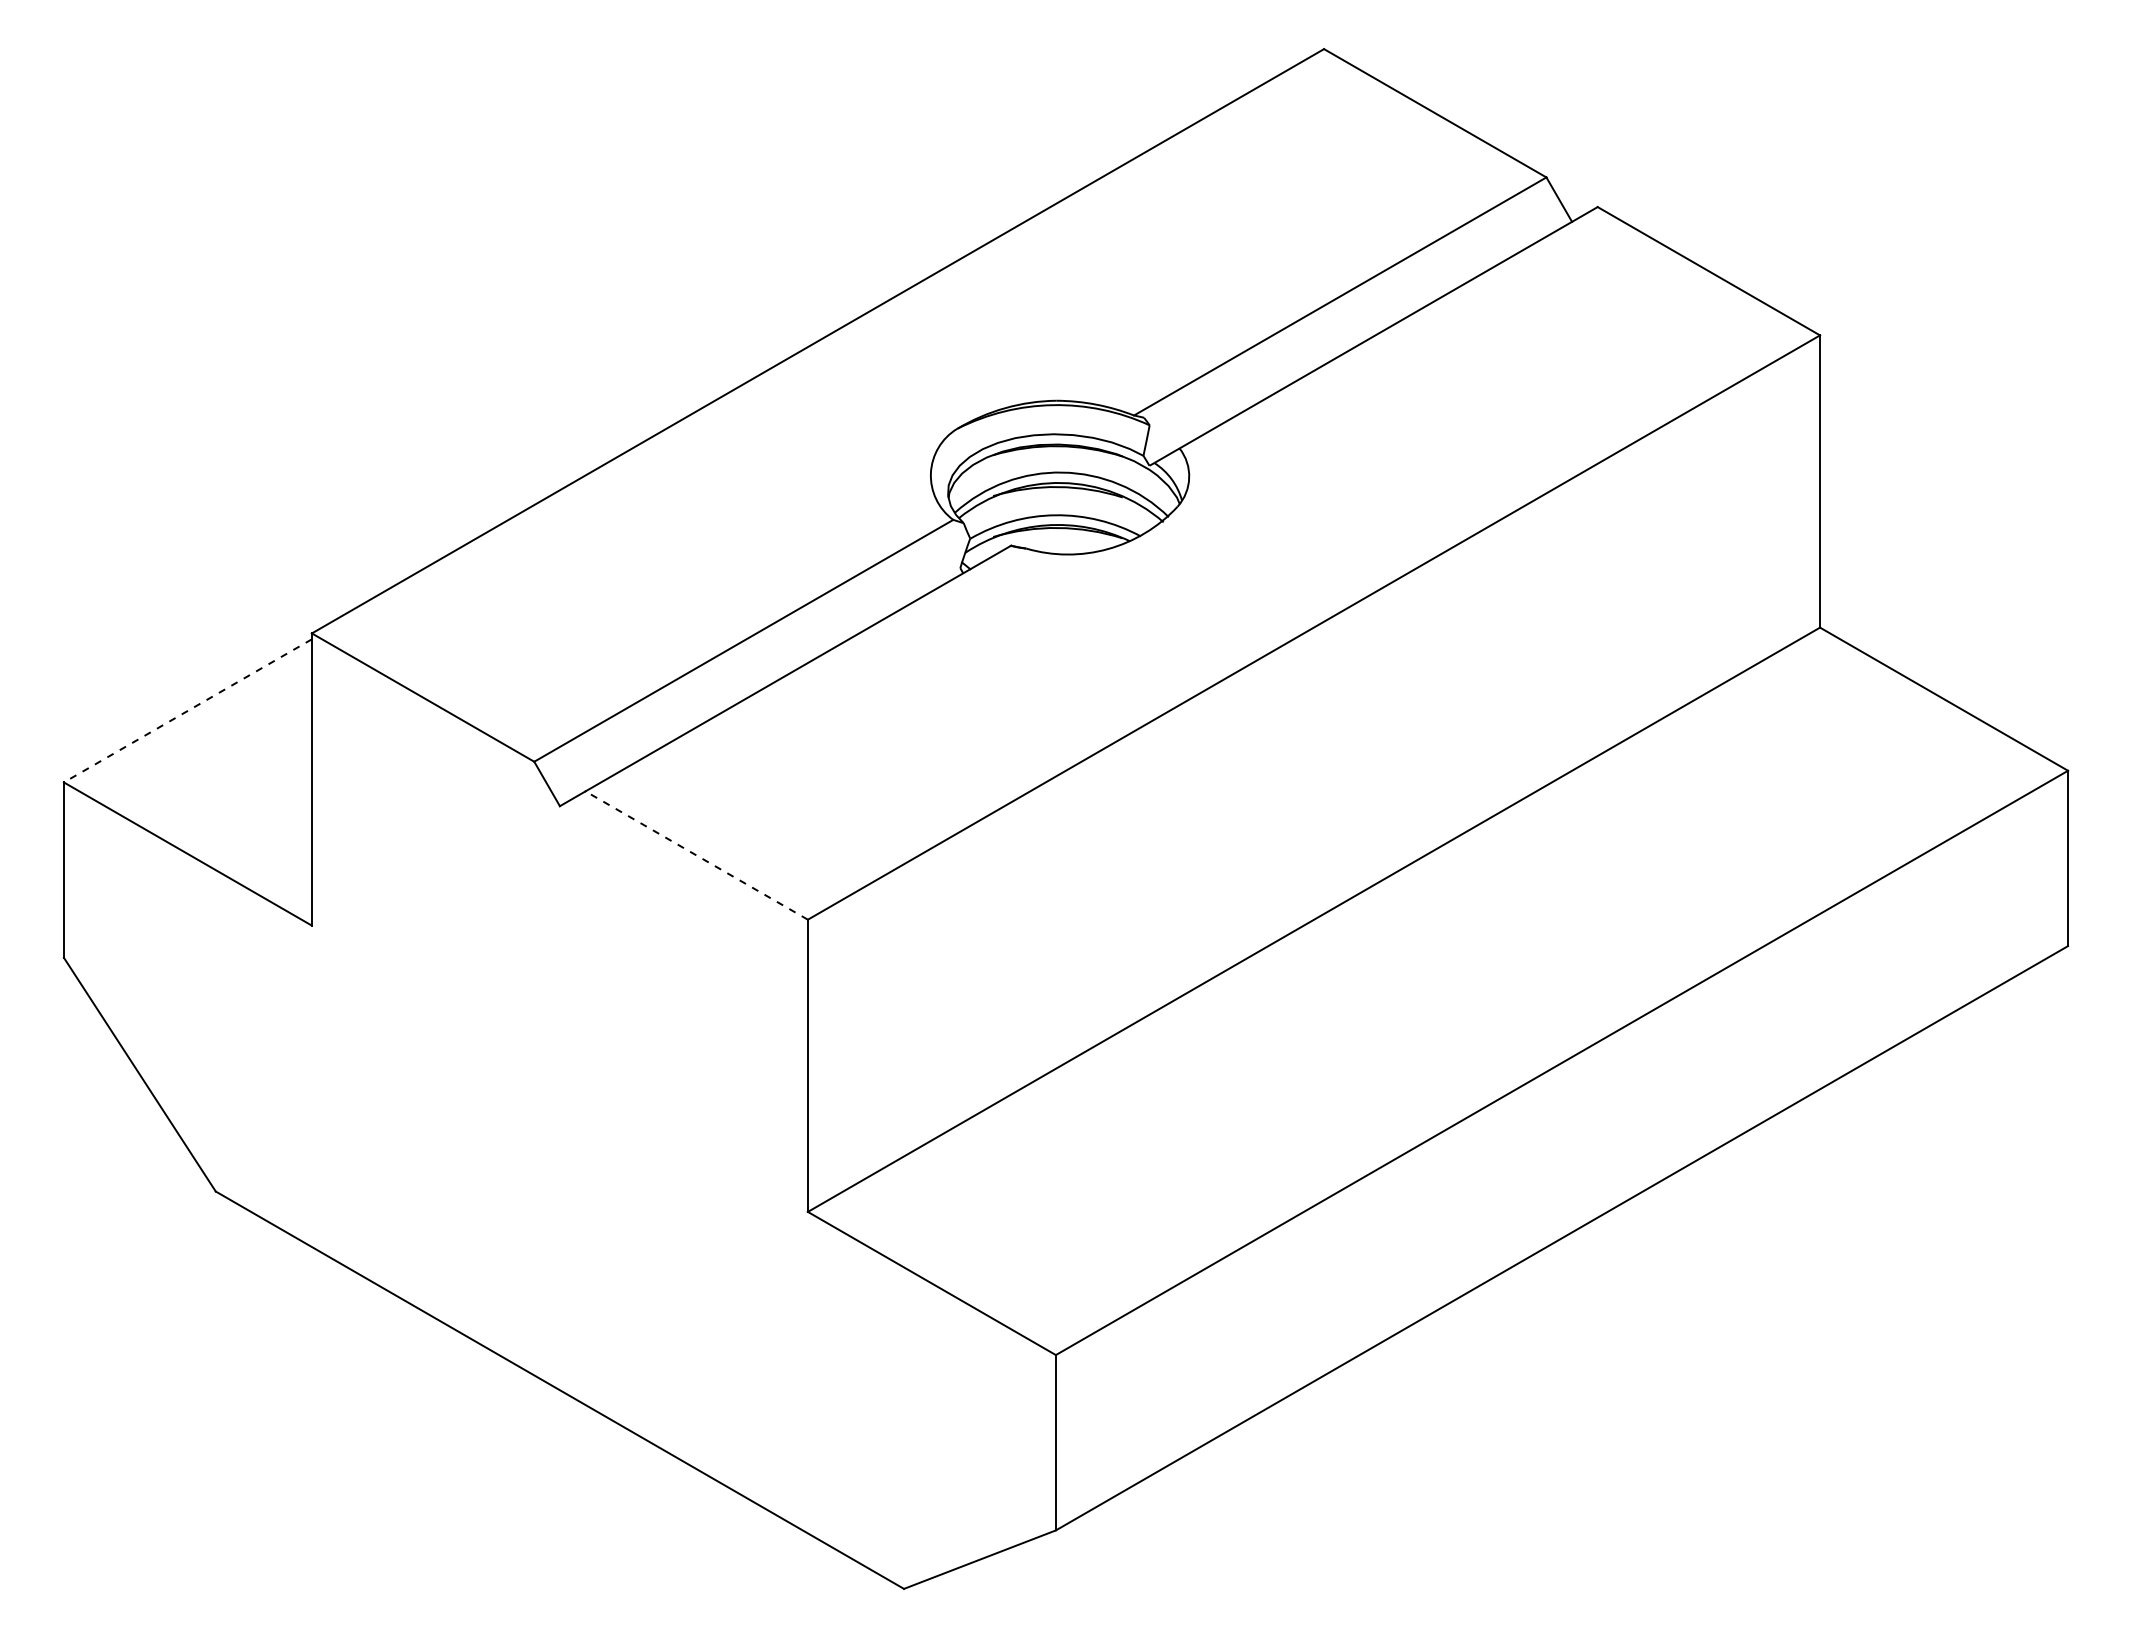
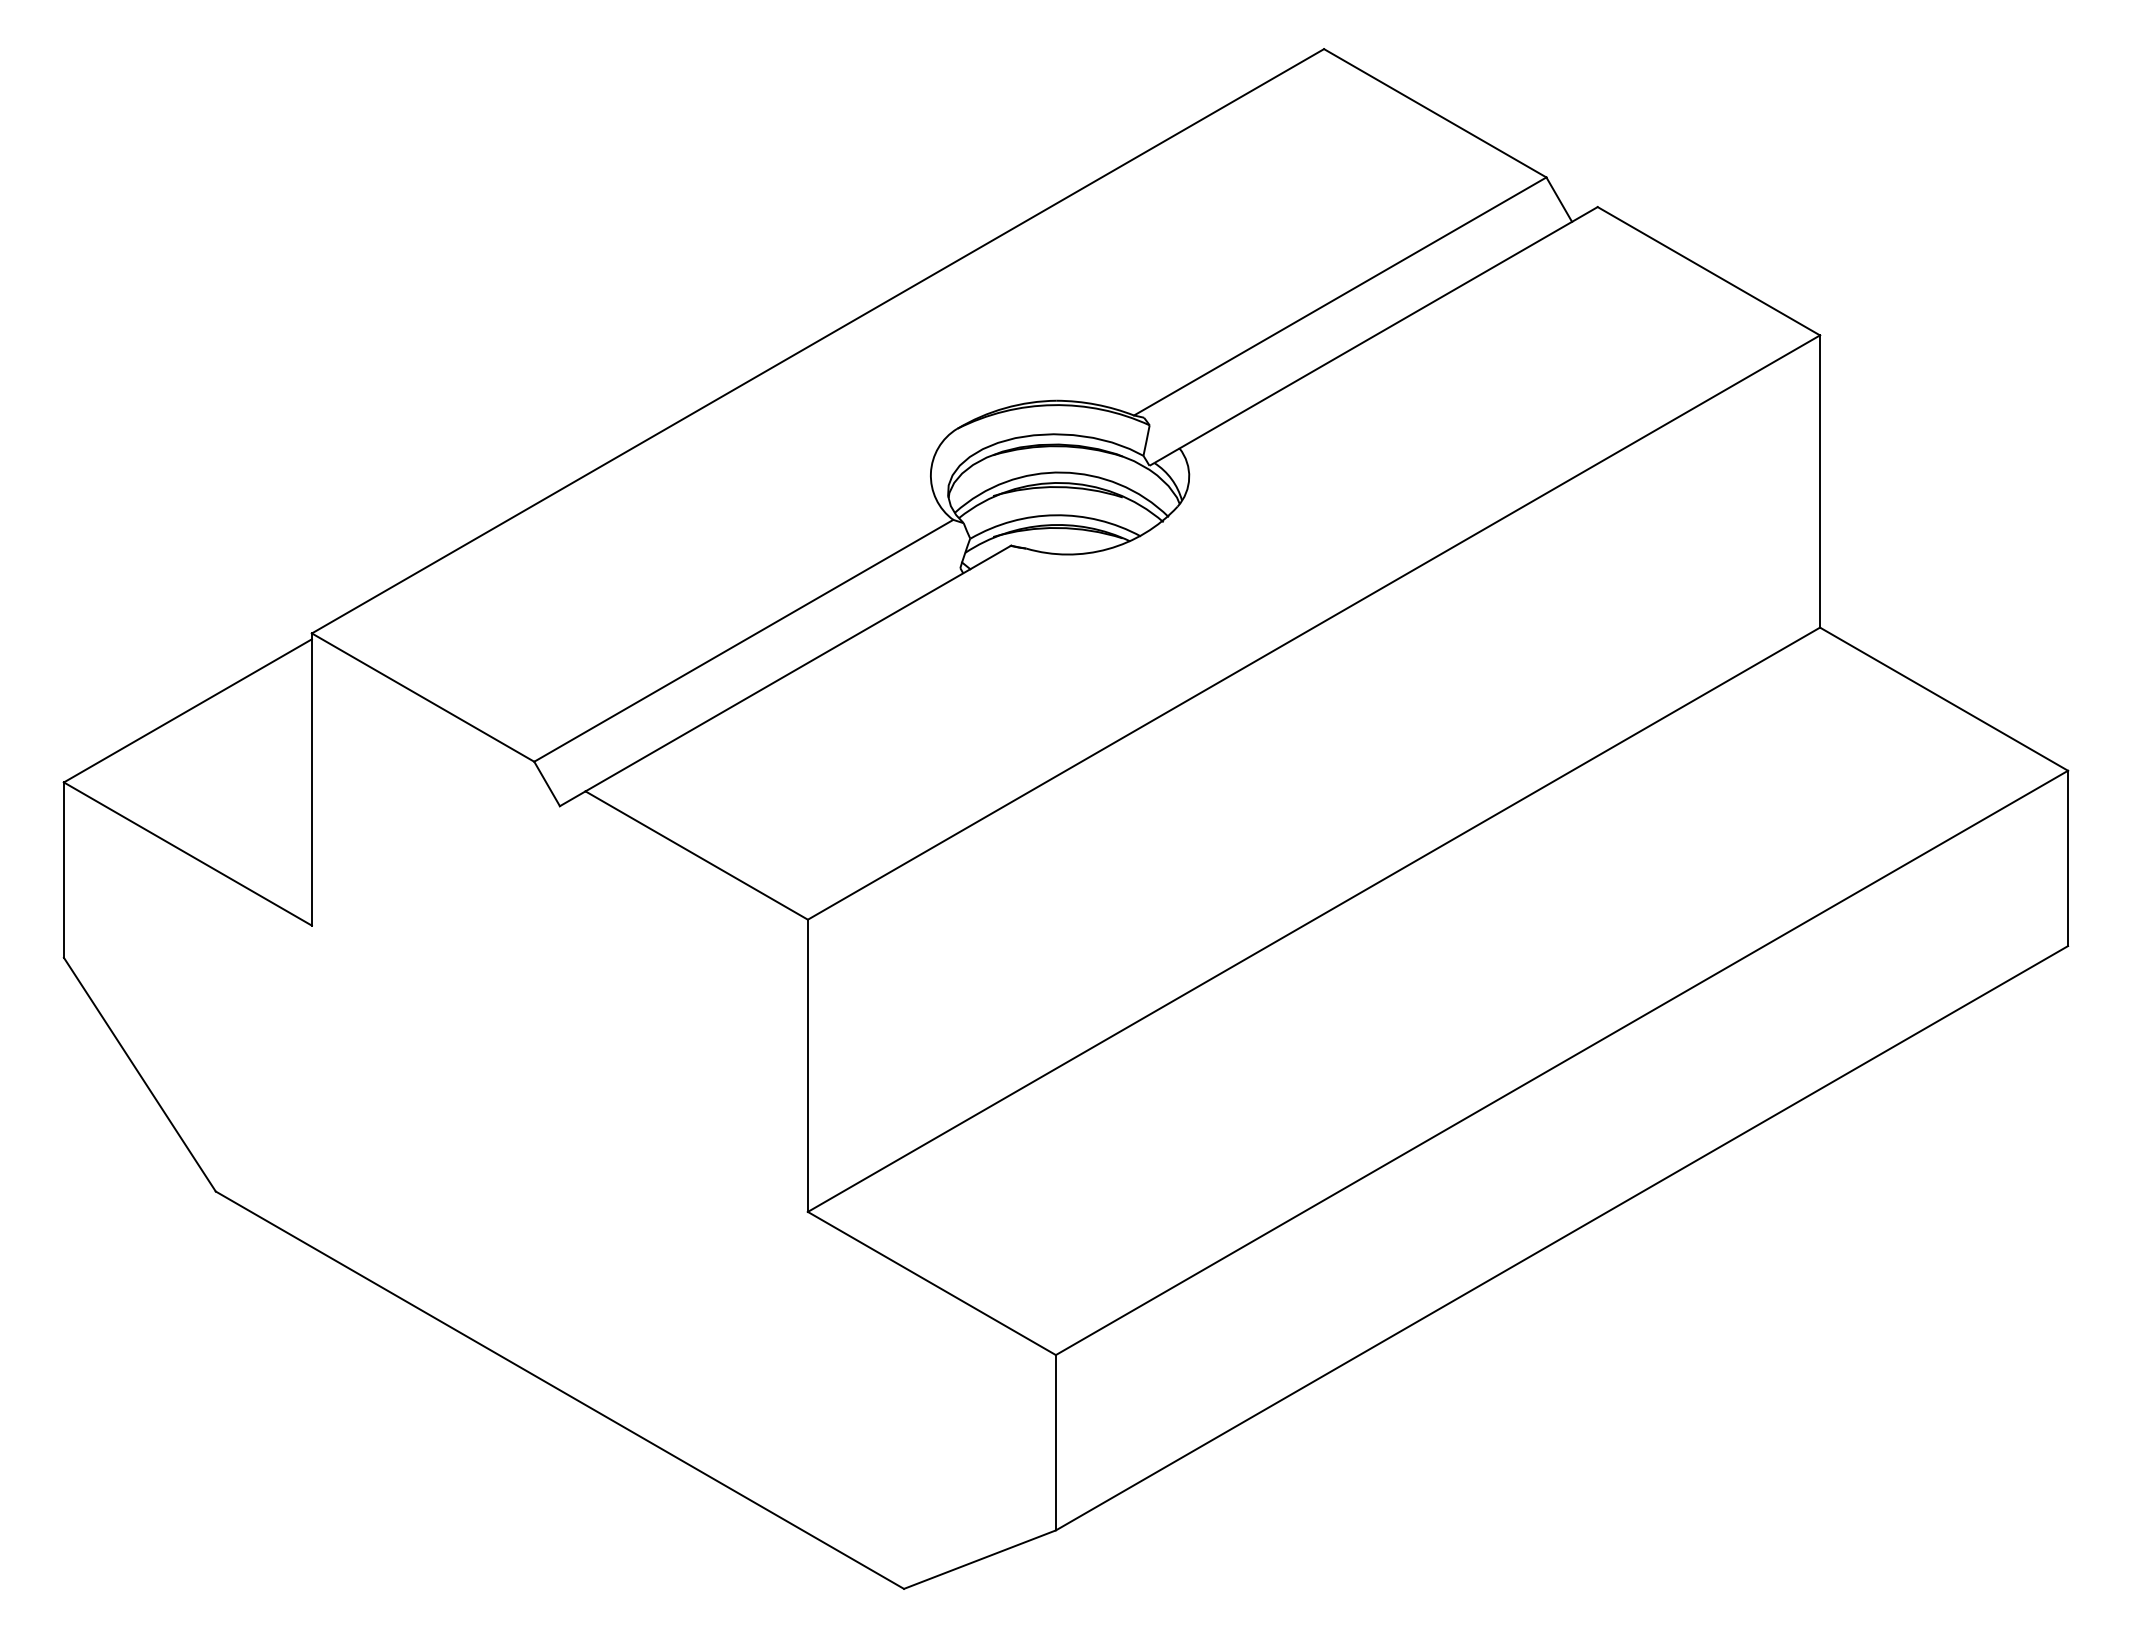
line: dashed -> solid (187, 711)
line: dashed -> solid (696, 855)
